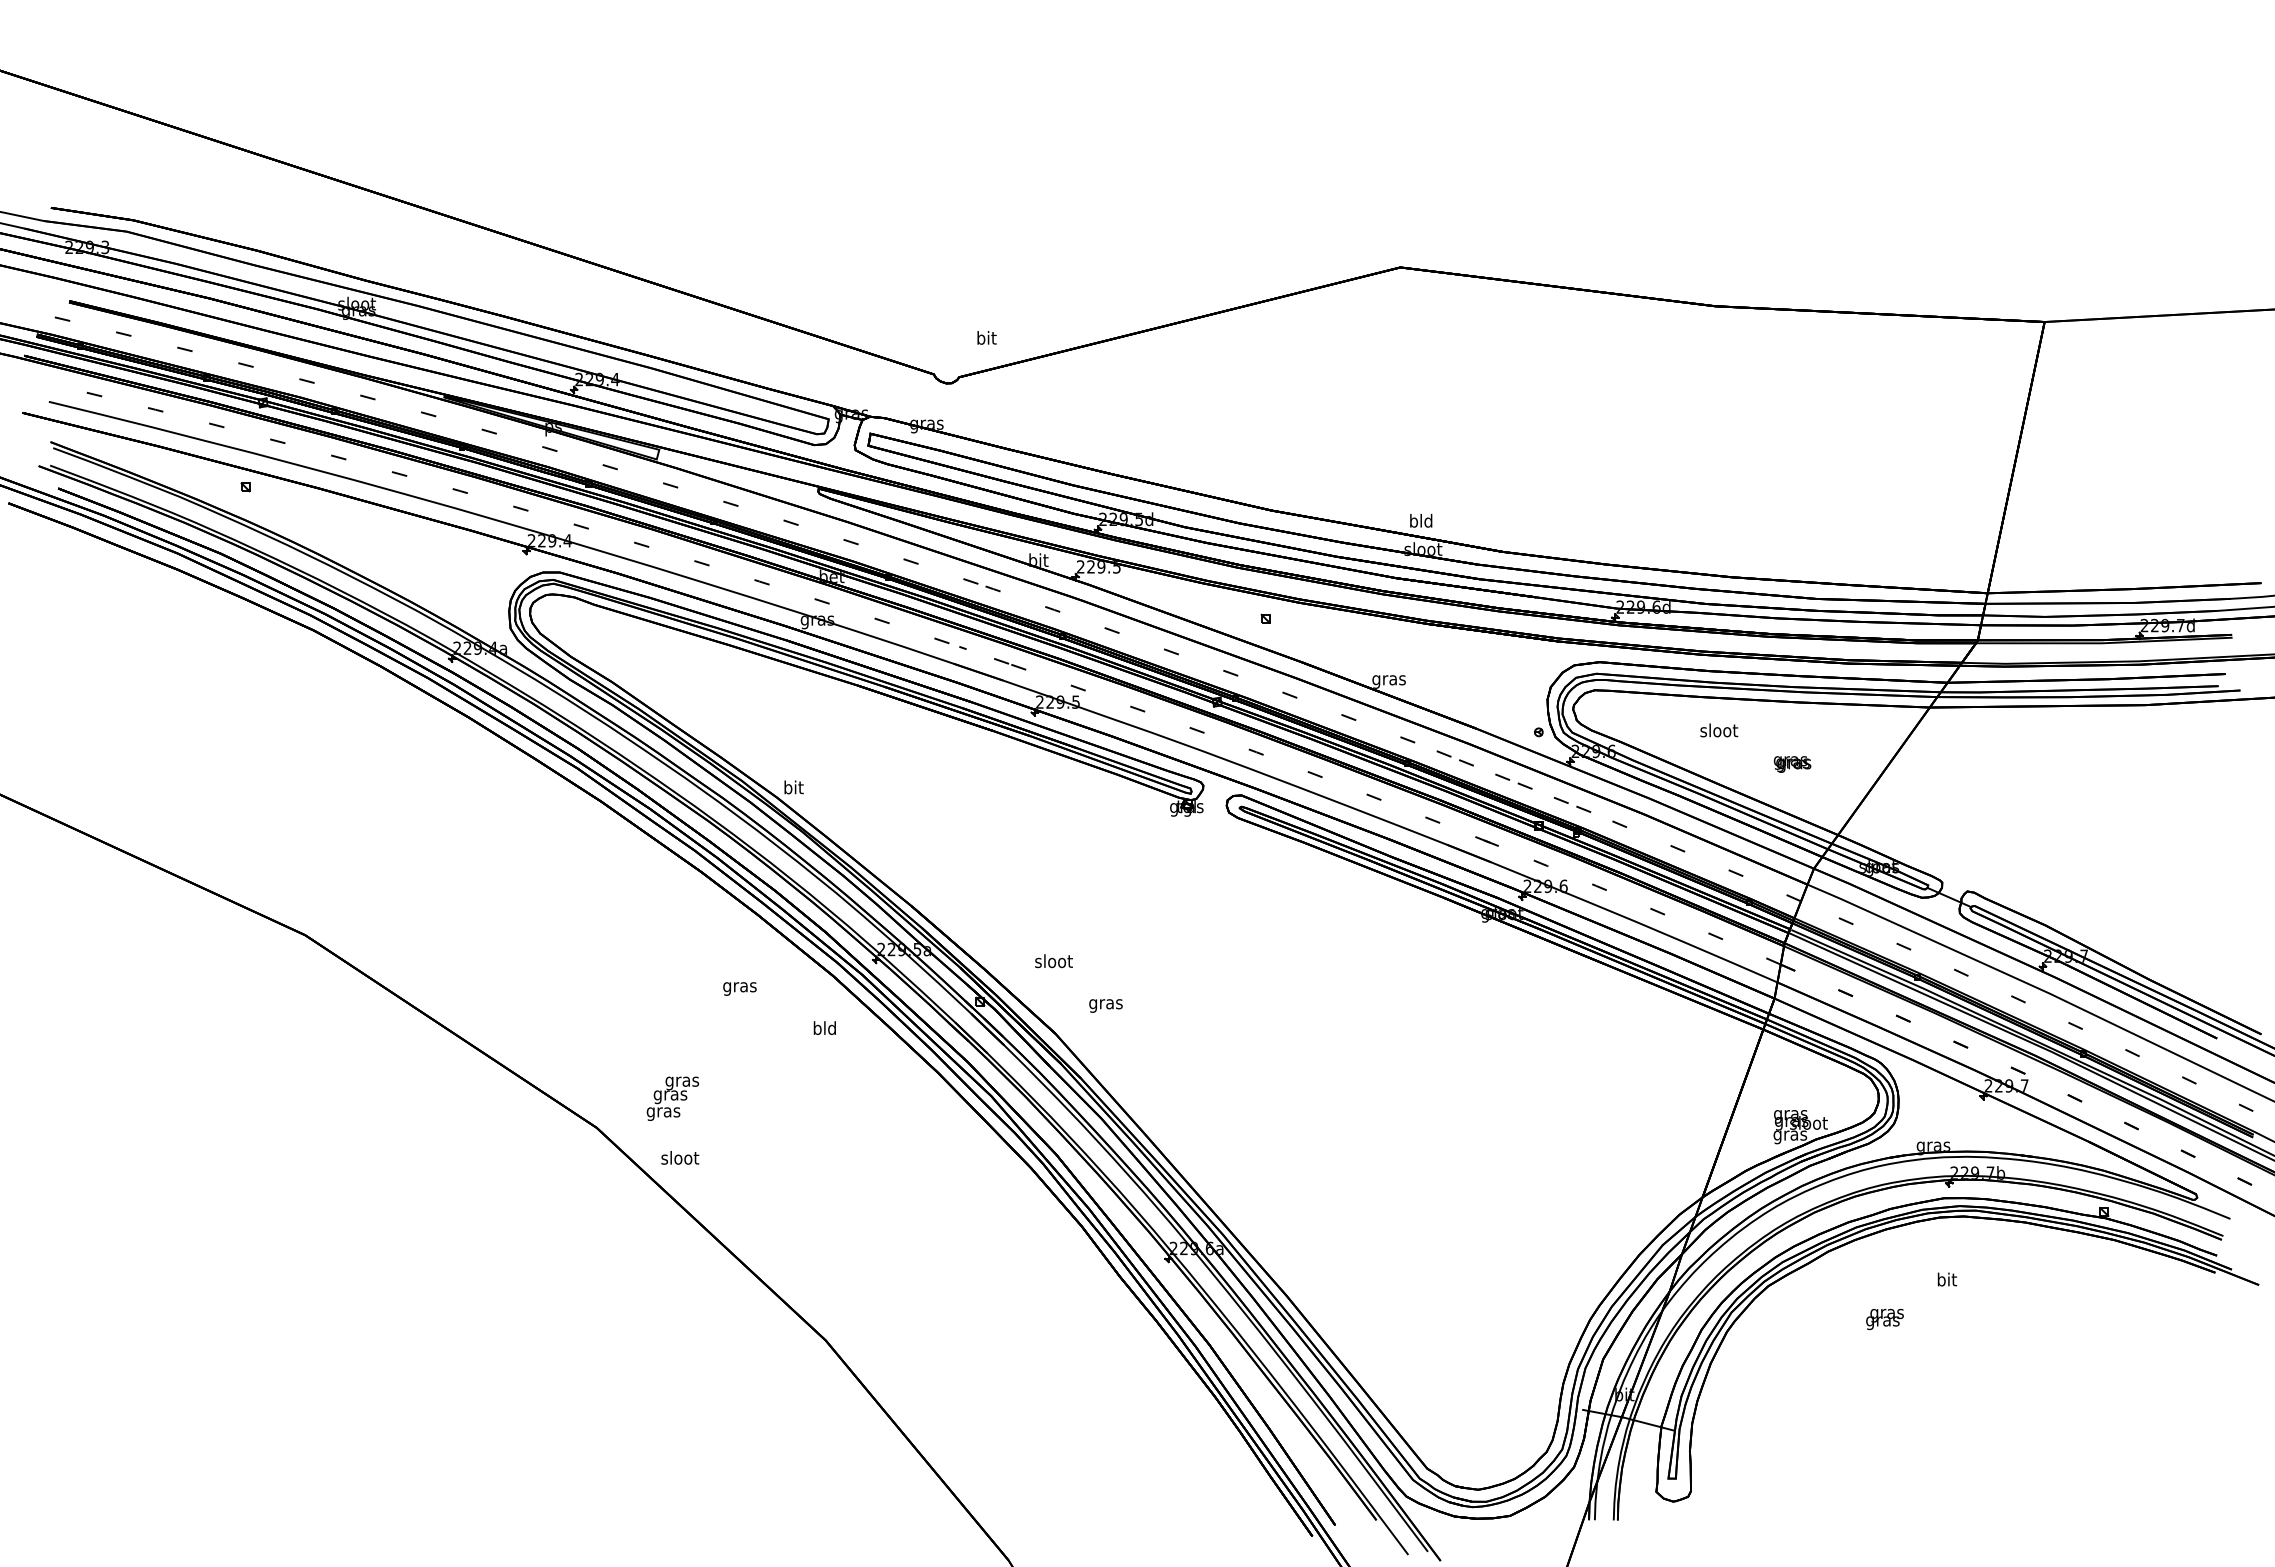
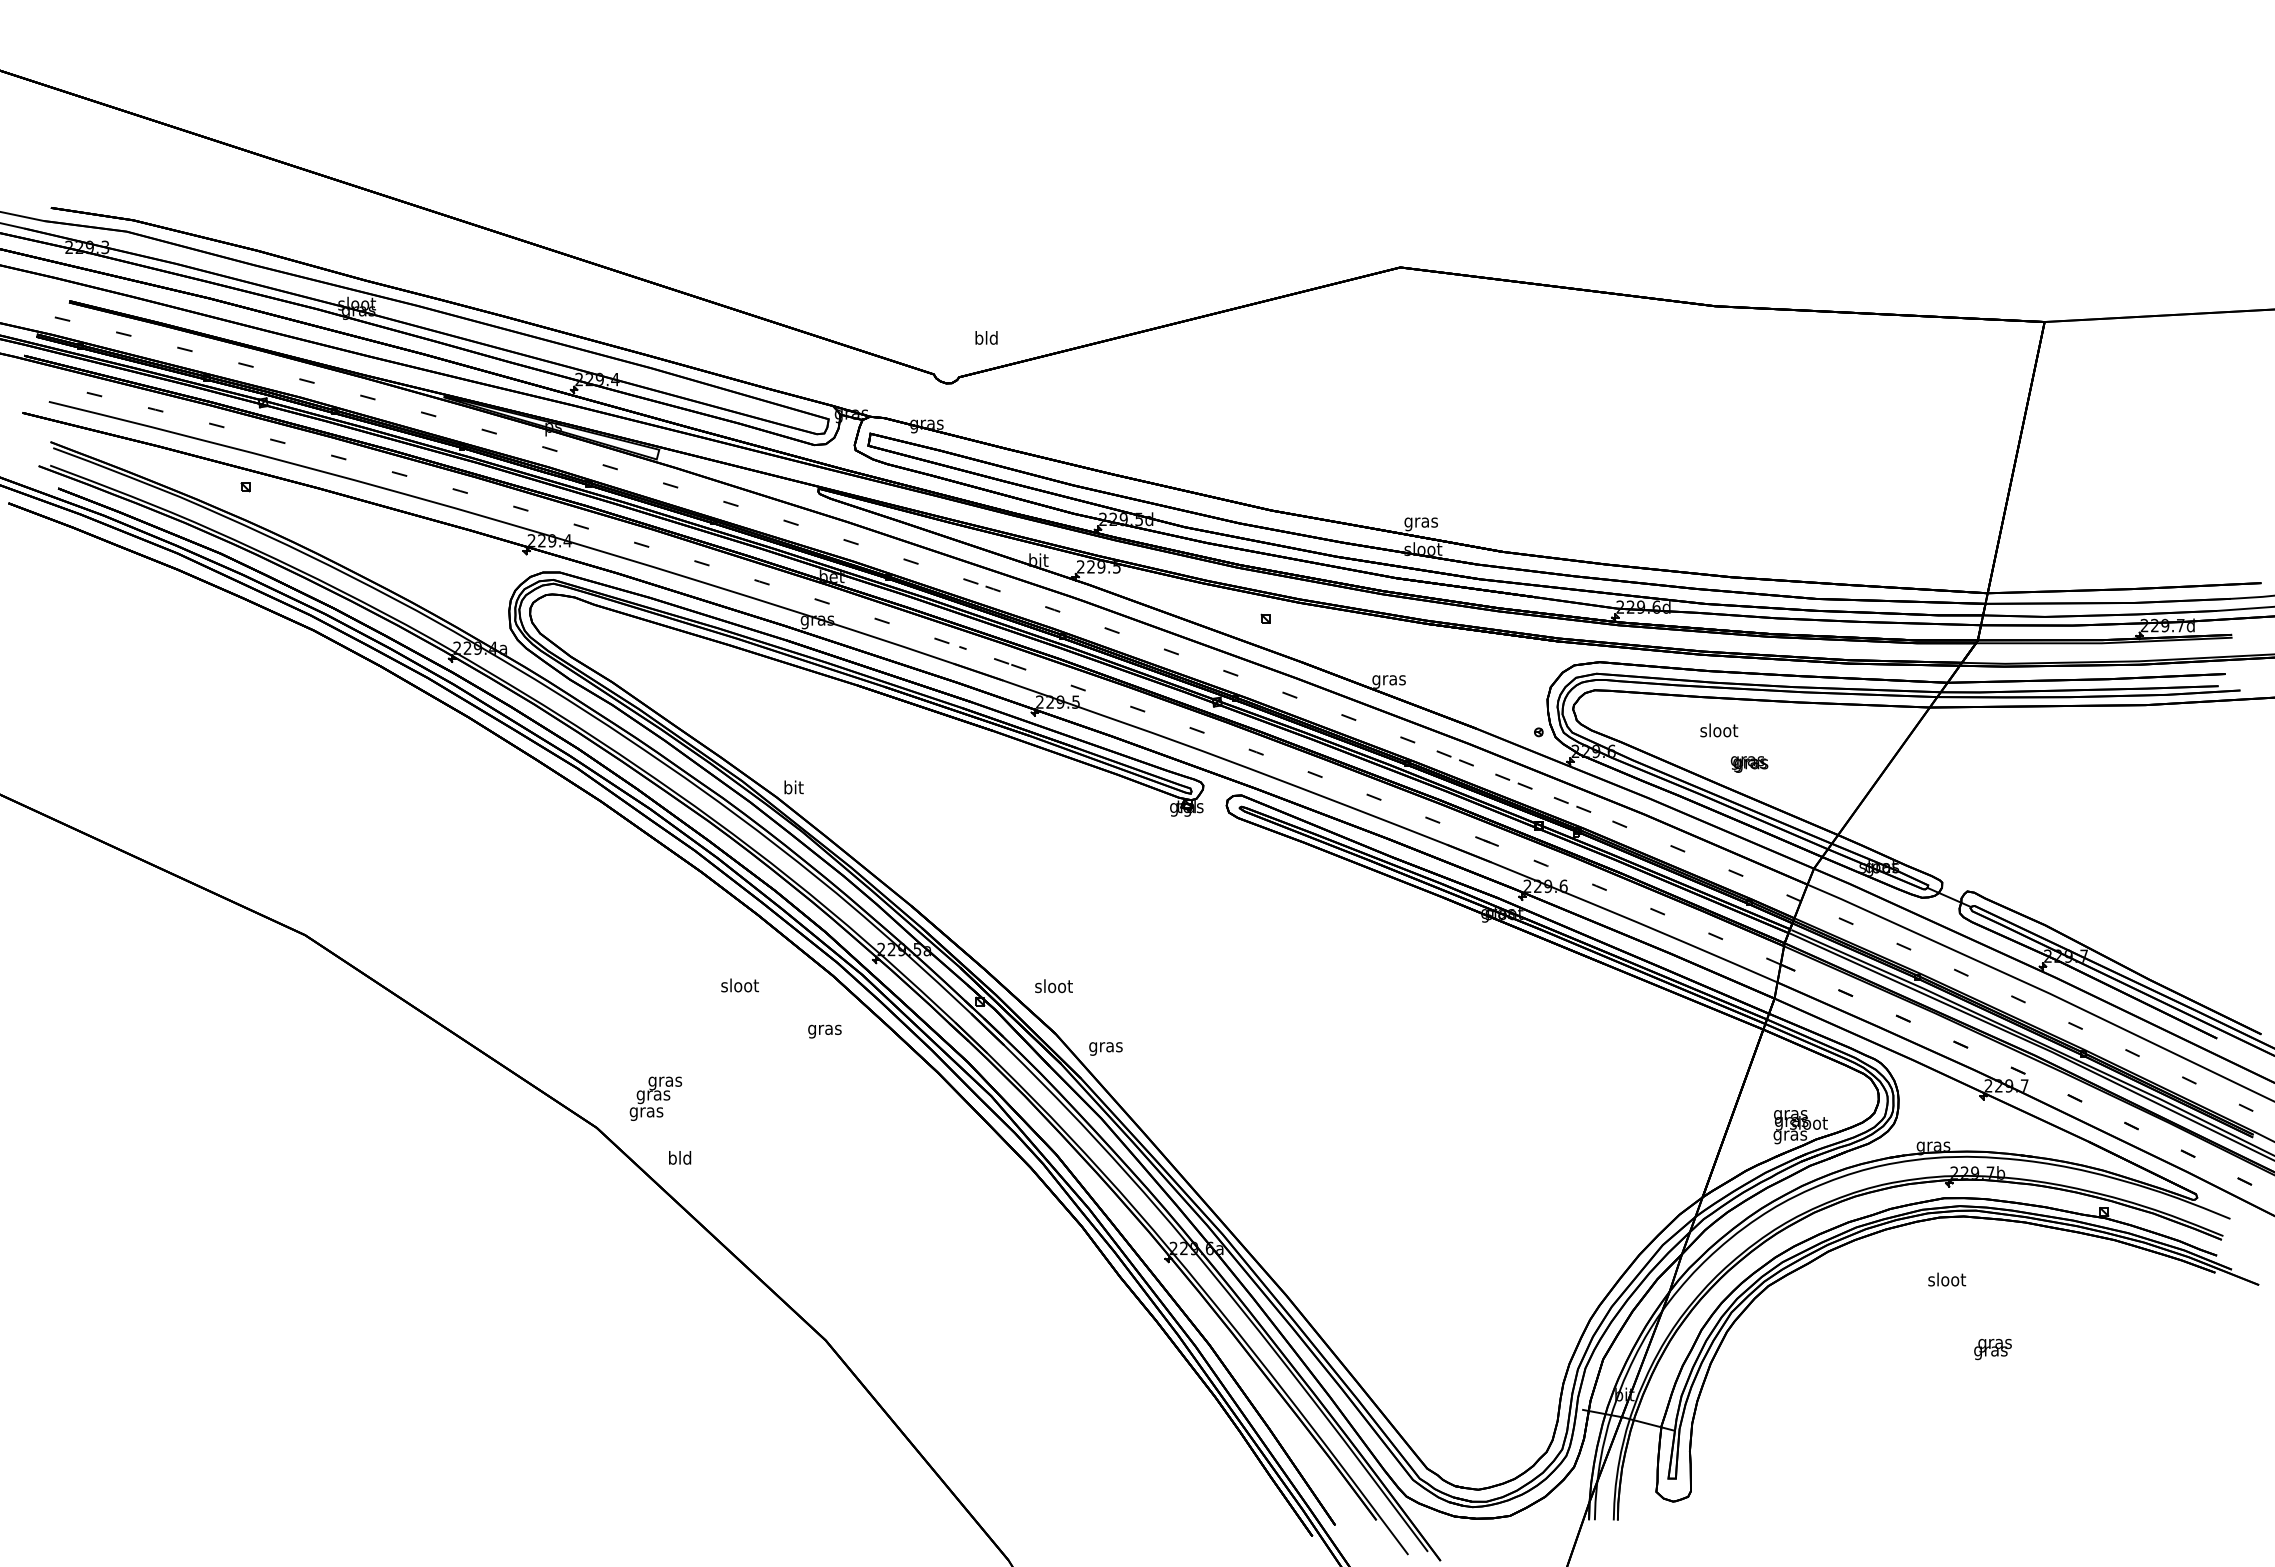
text: bit -> bld (986, 337)
text: bld -> gras (1420, 522)
text position: (1792, 764) -> (1749, 764) (1749, 764)
text position: (1053, 961) -> (1053, 986) (1053, 986)
text: gras -> sloot (740, 986)
text position: (1105, 1005) -> (1105, 1048) (1105, 1048)
text: bld -> gras (824, 1029)
text position: (672, 1098) -> (655, 1098) (655, 1098)
text: sloot -> bld (680, 1157)
text: bit -> sloot (1947, 1279)
text position: (1884, 1319) -> (1992, 1349) (1992, 1349)
